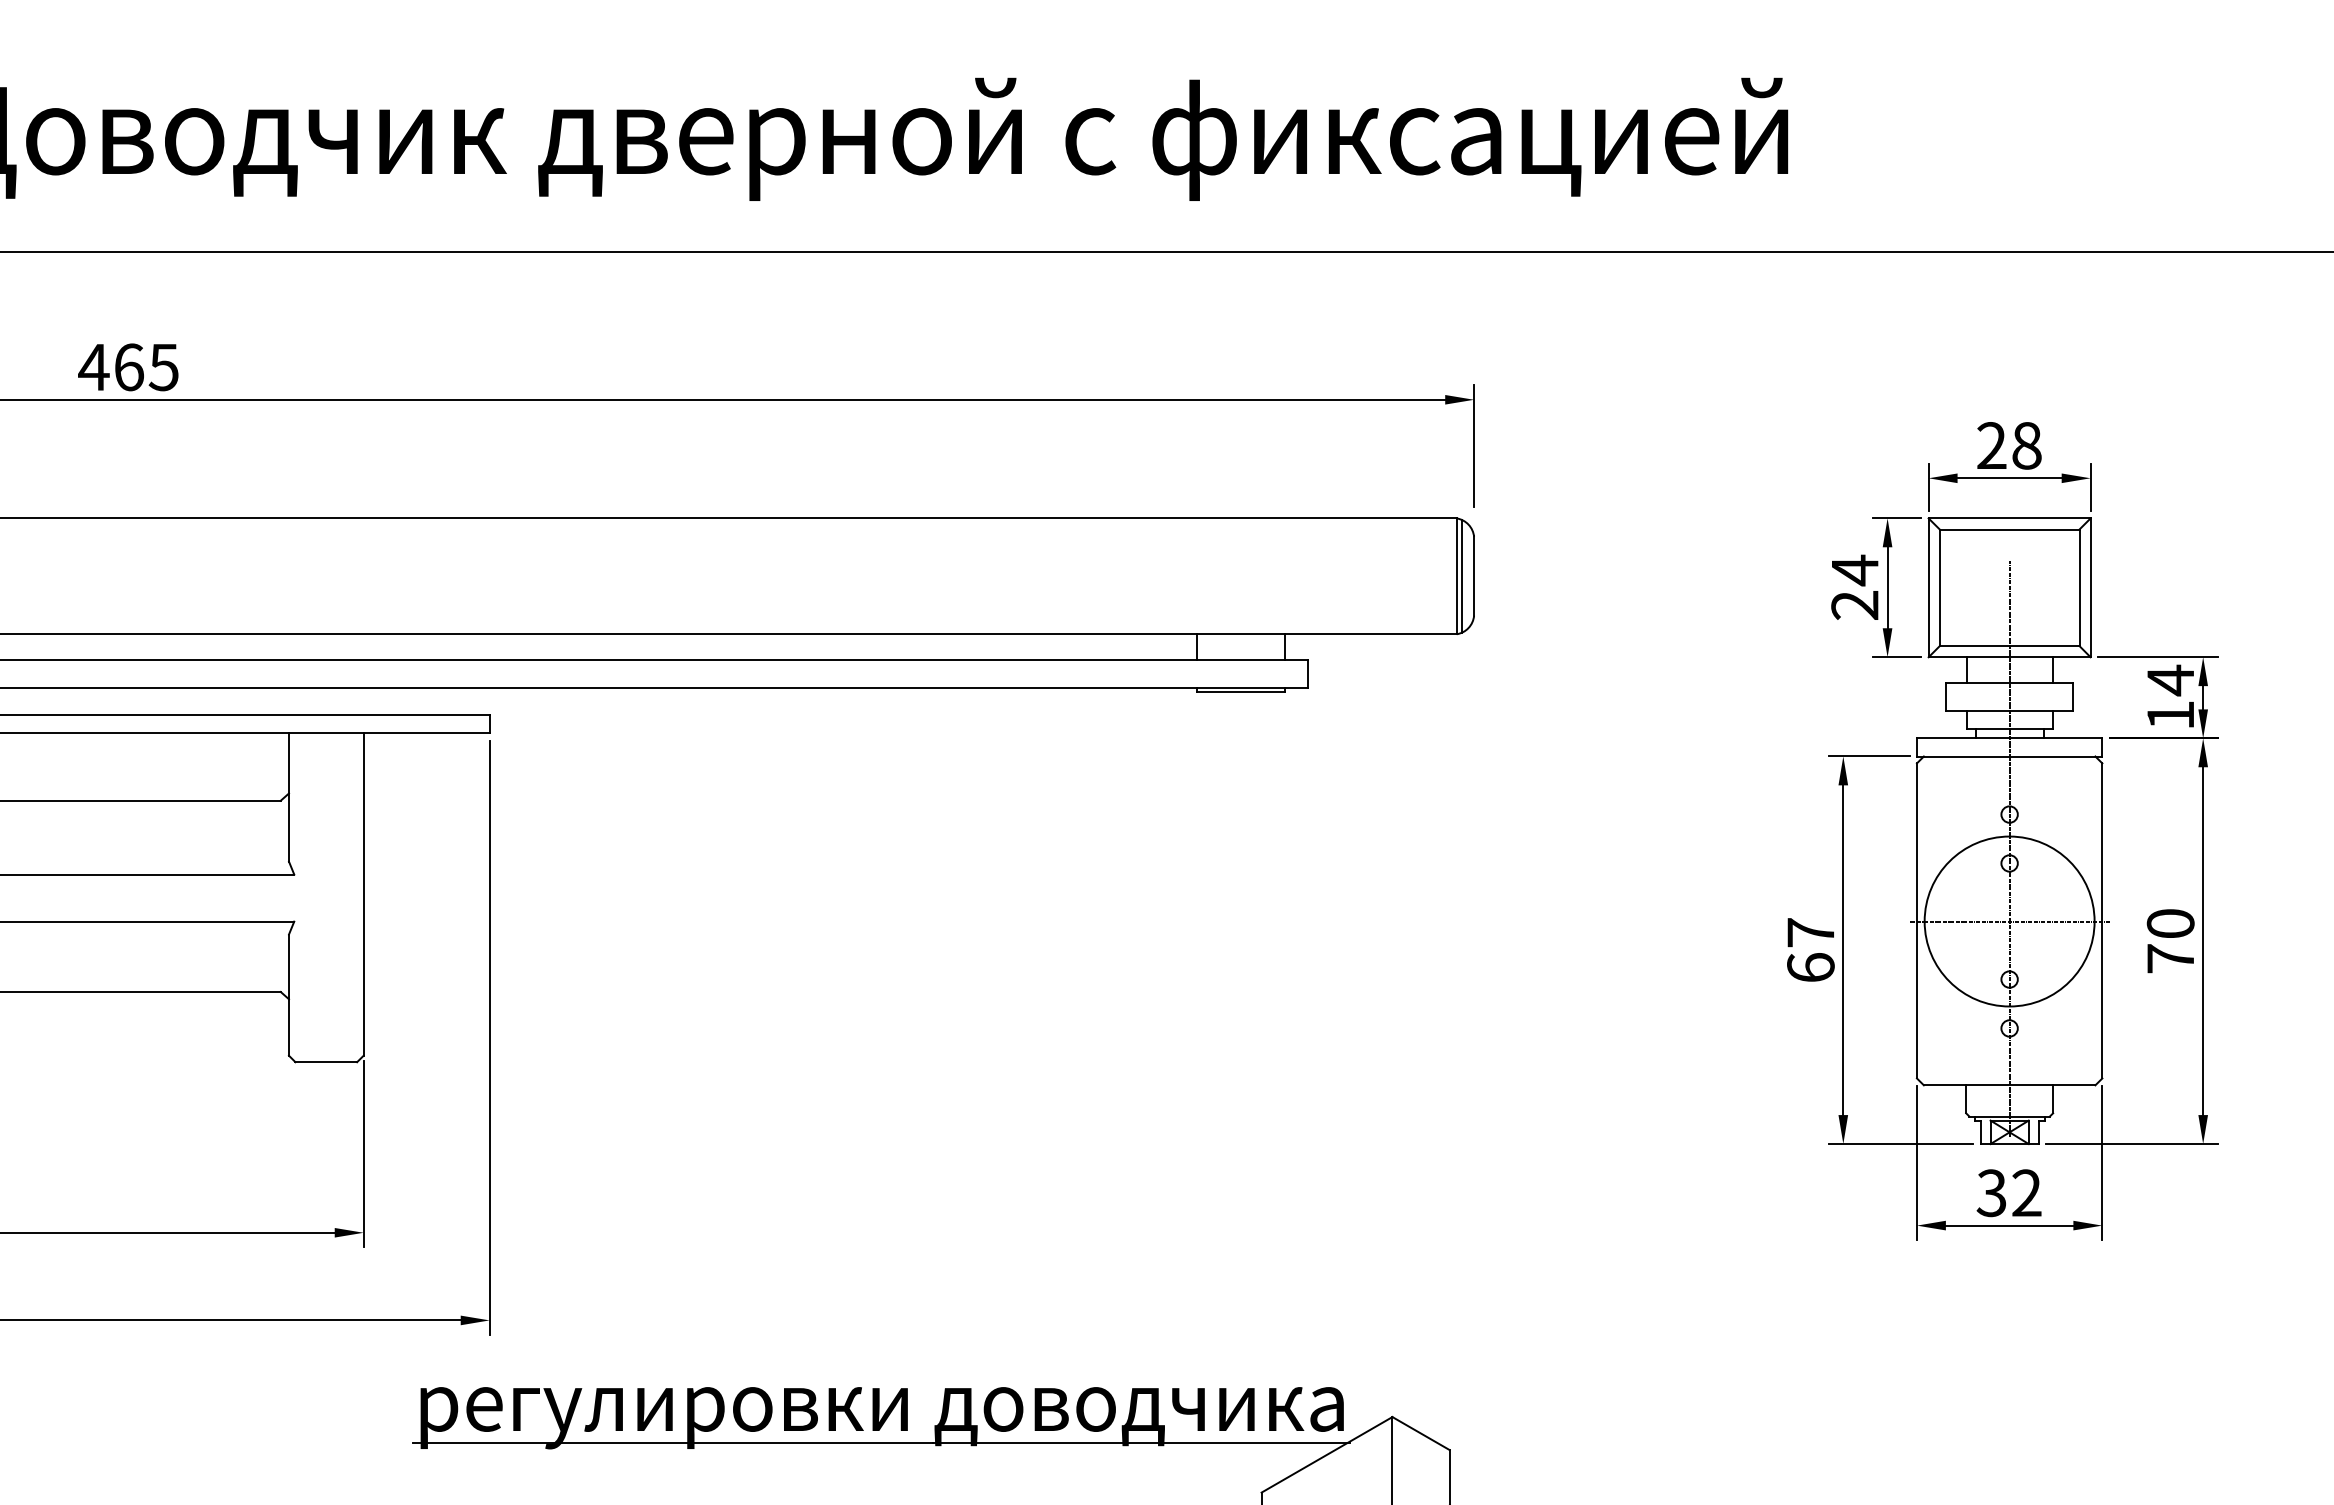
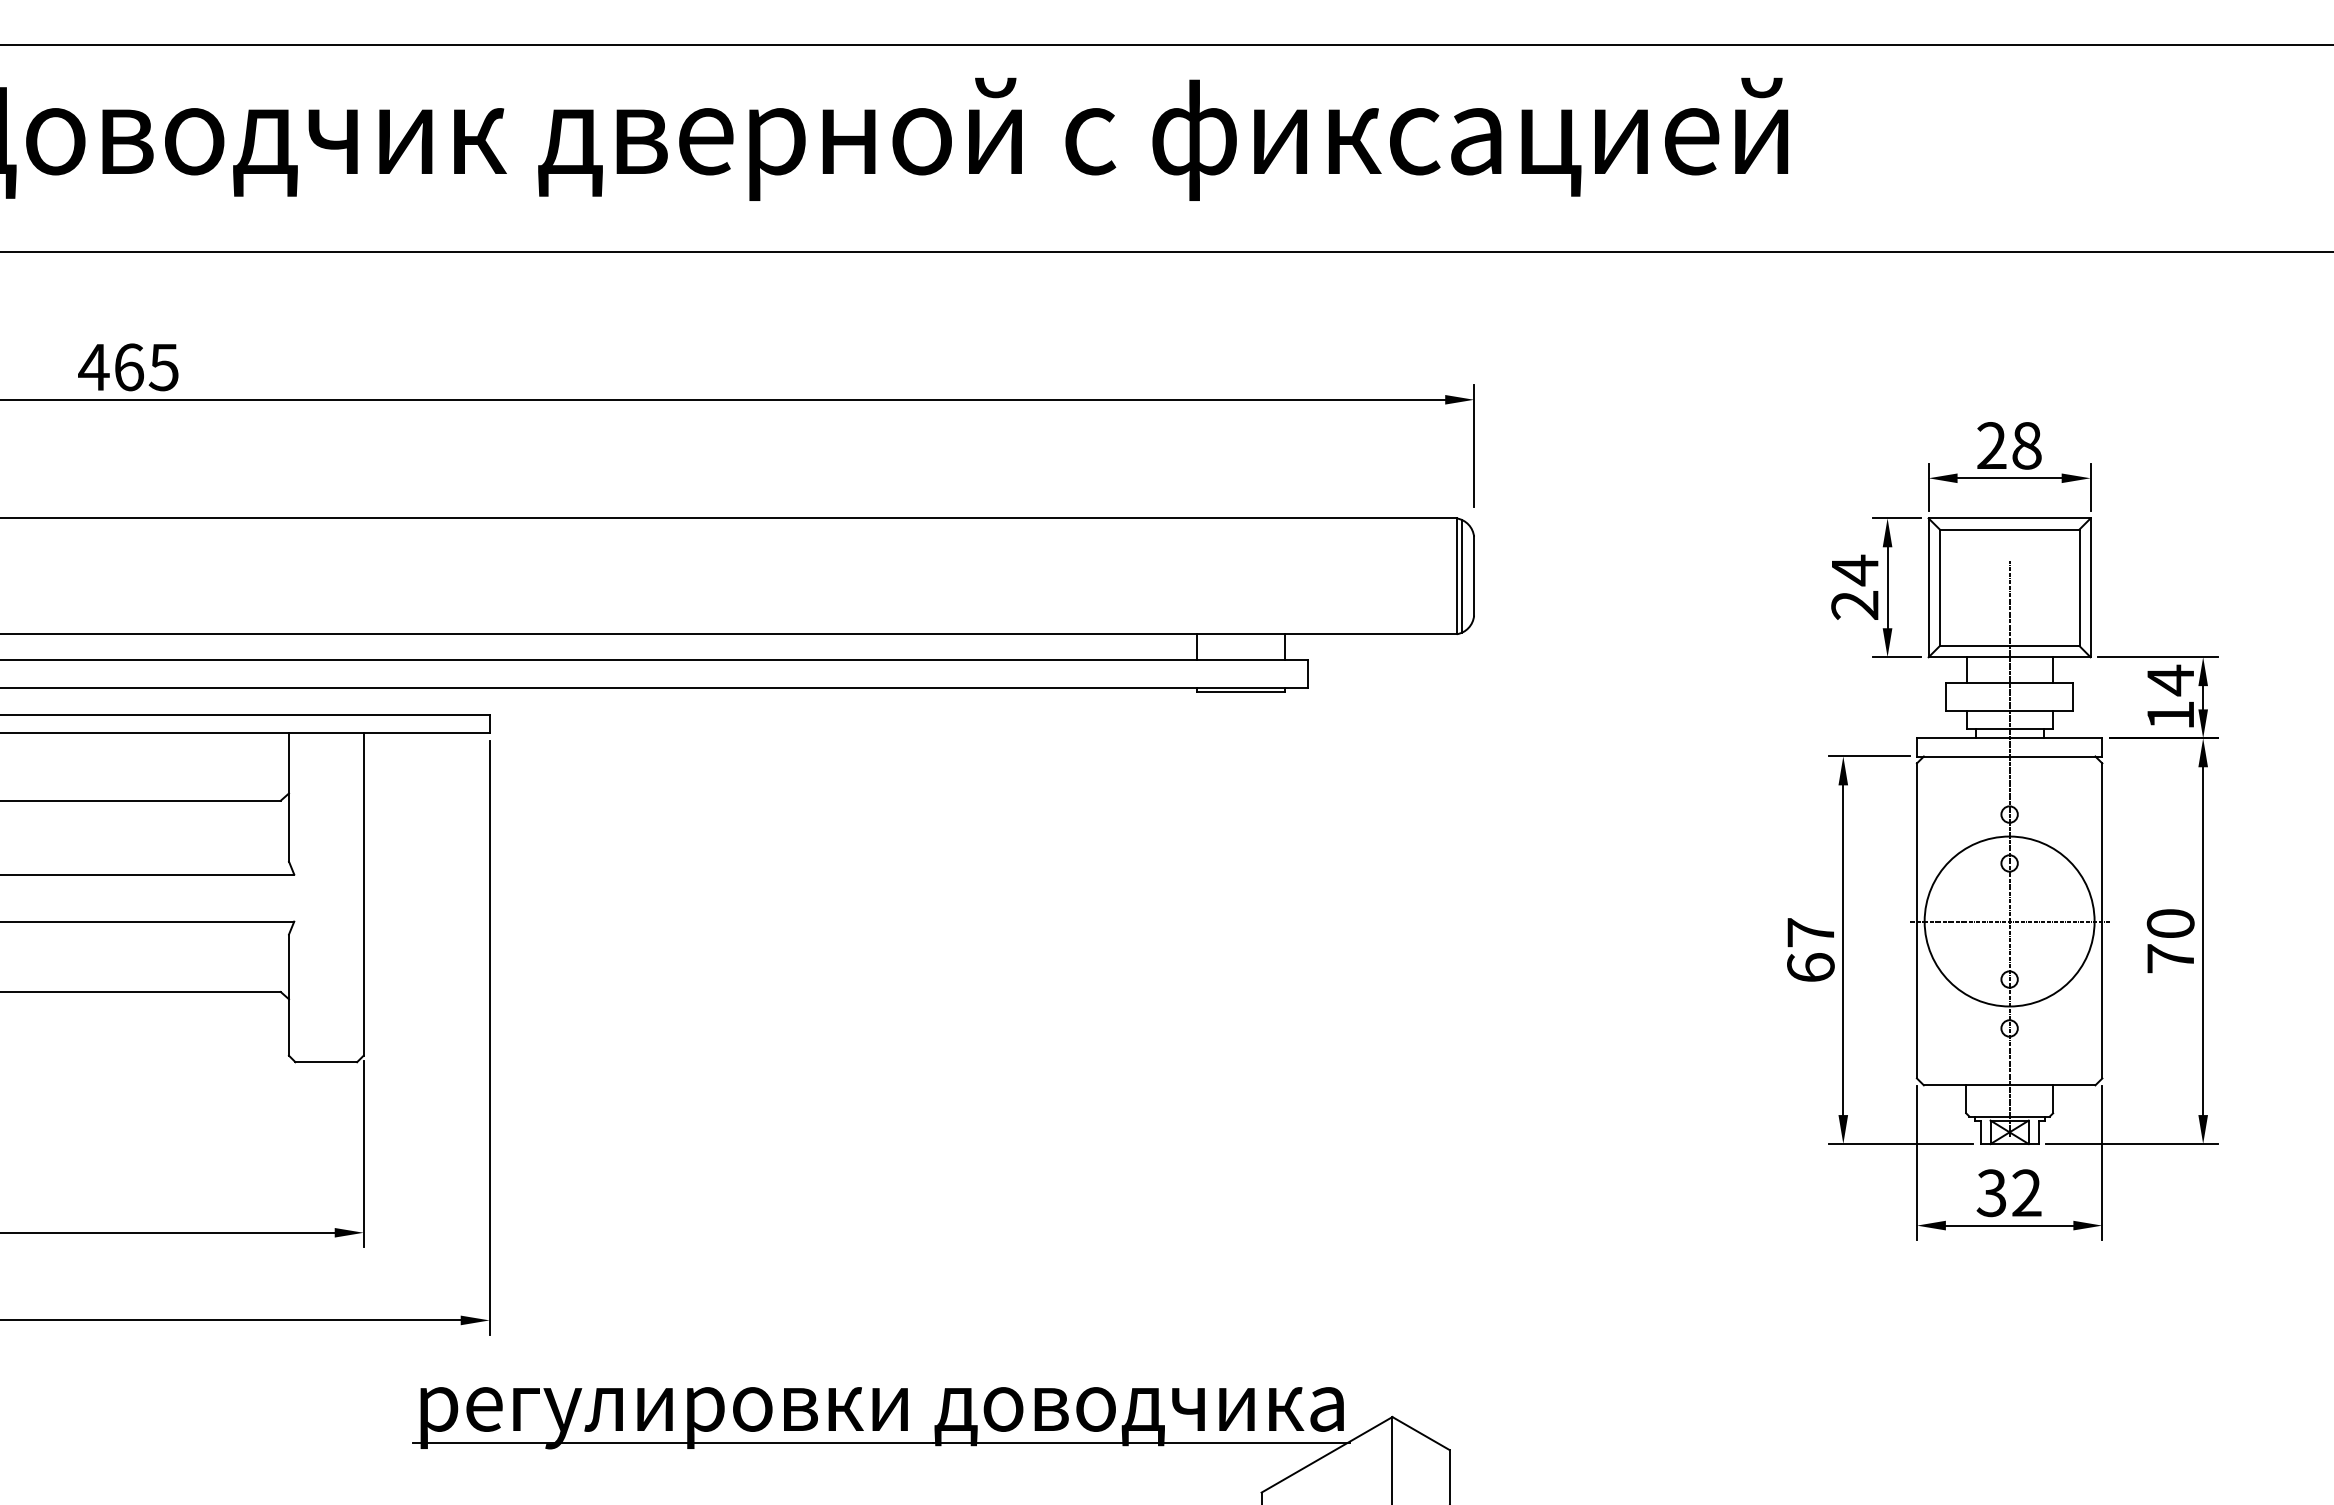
line: none -> present (1166, 45)
